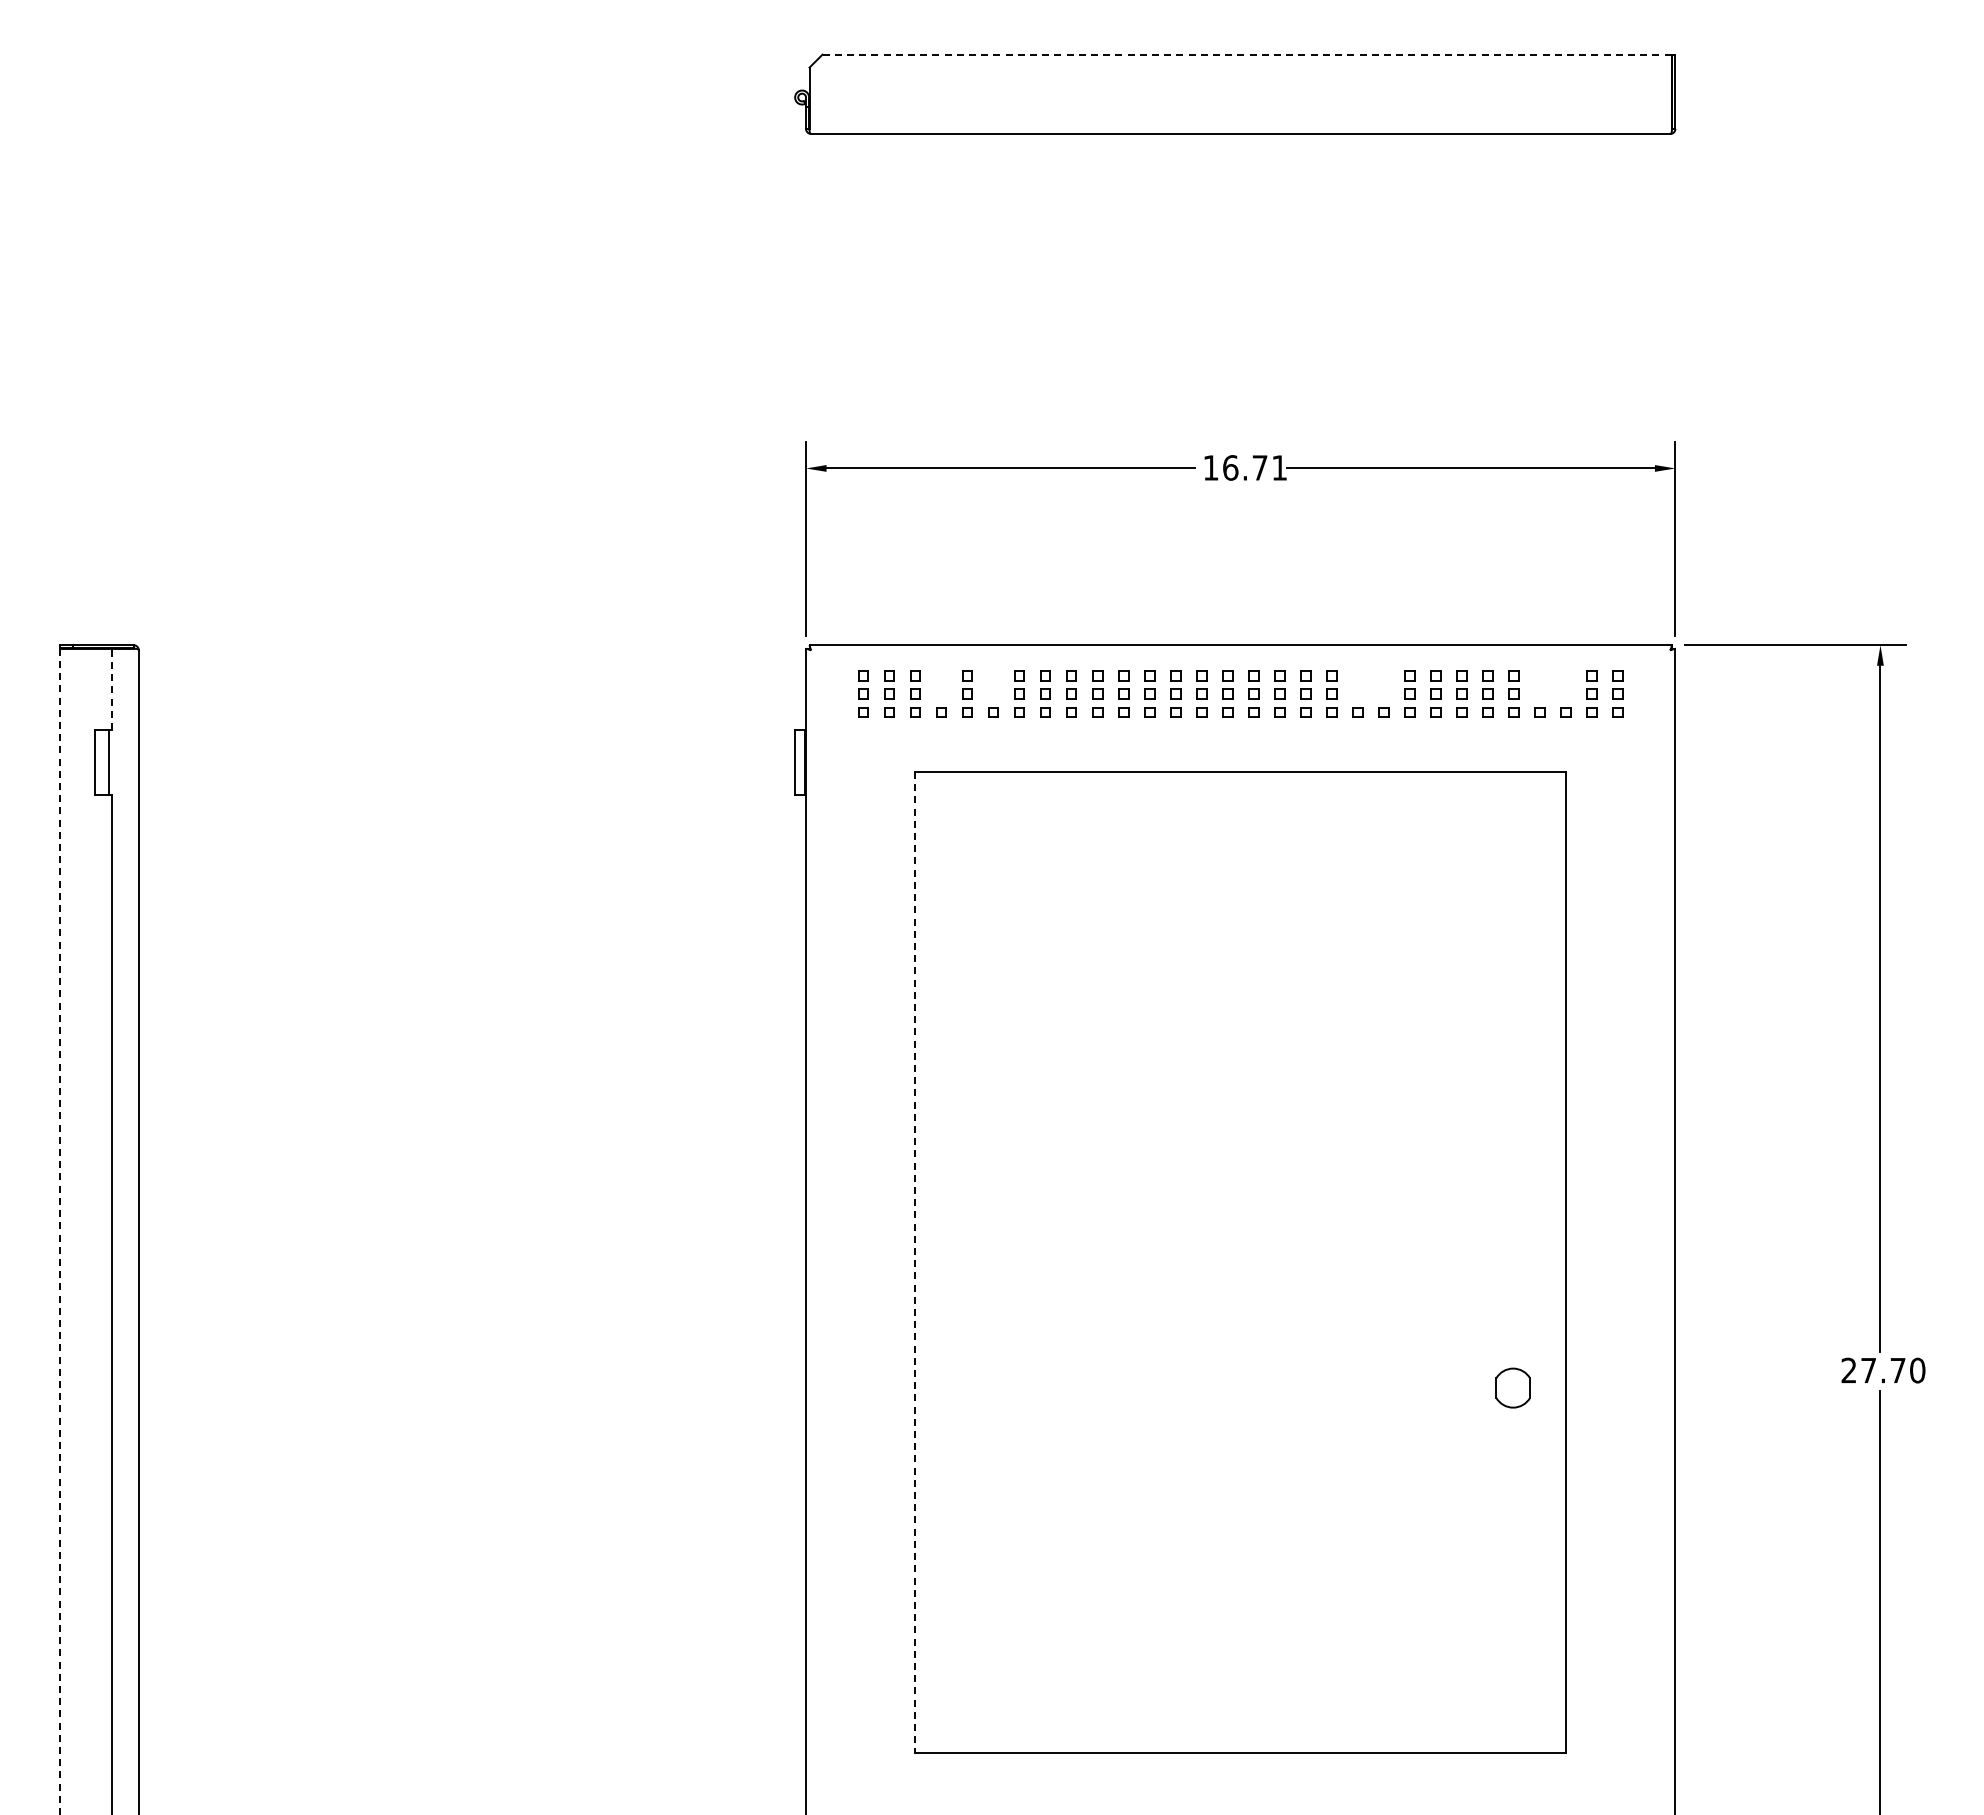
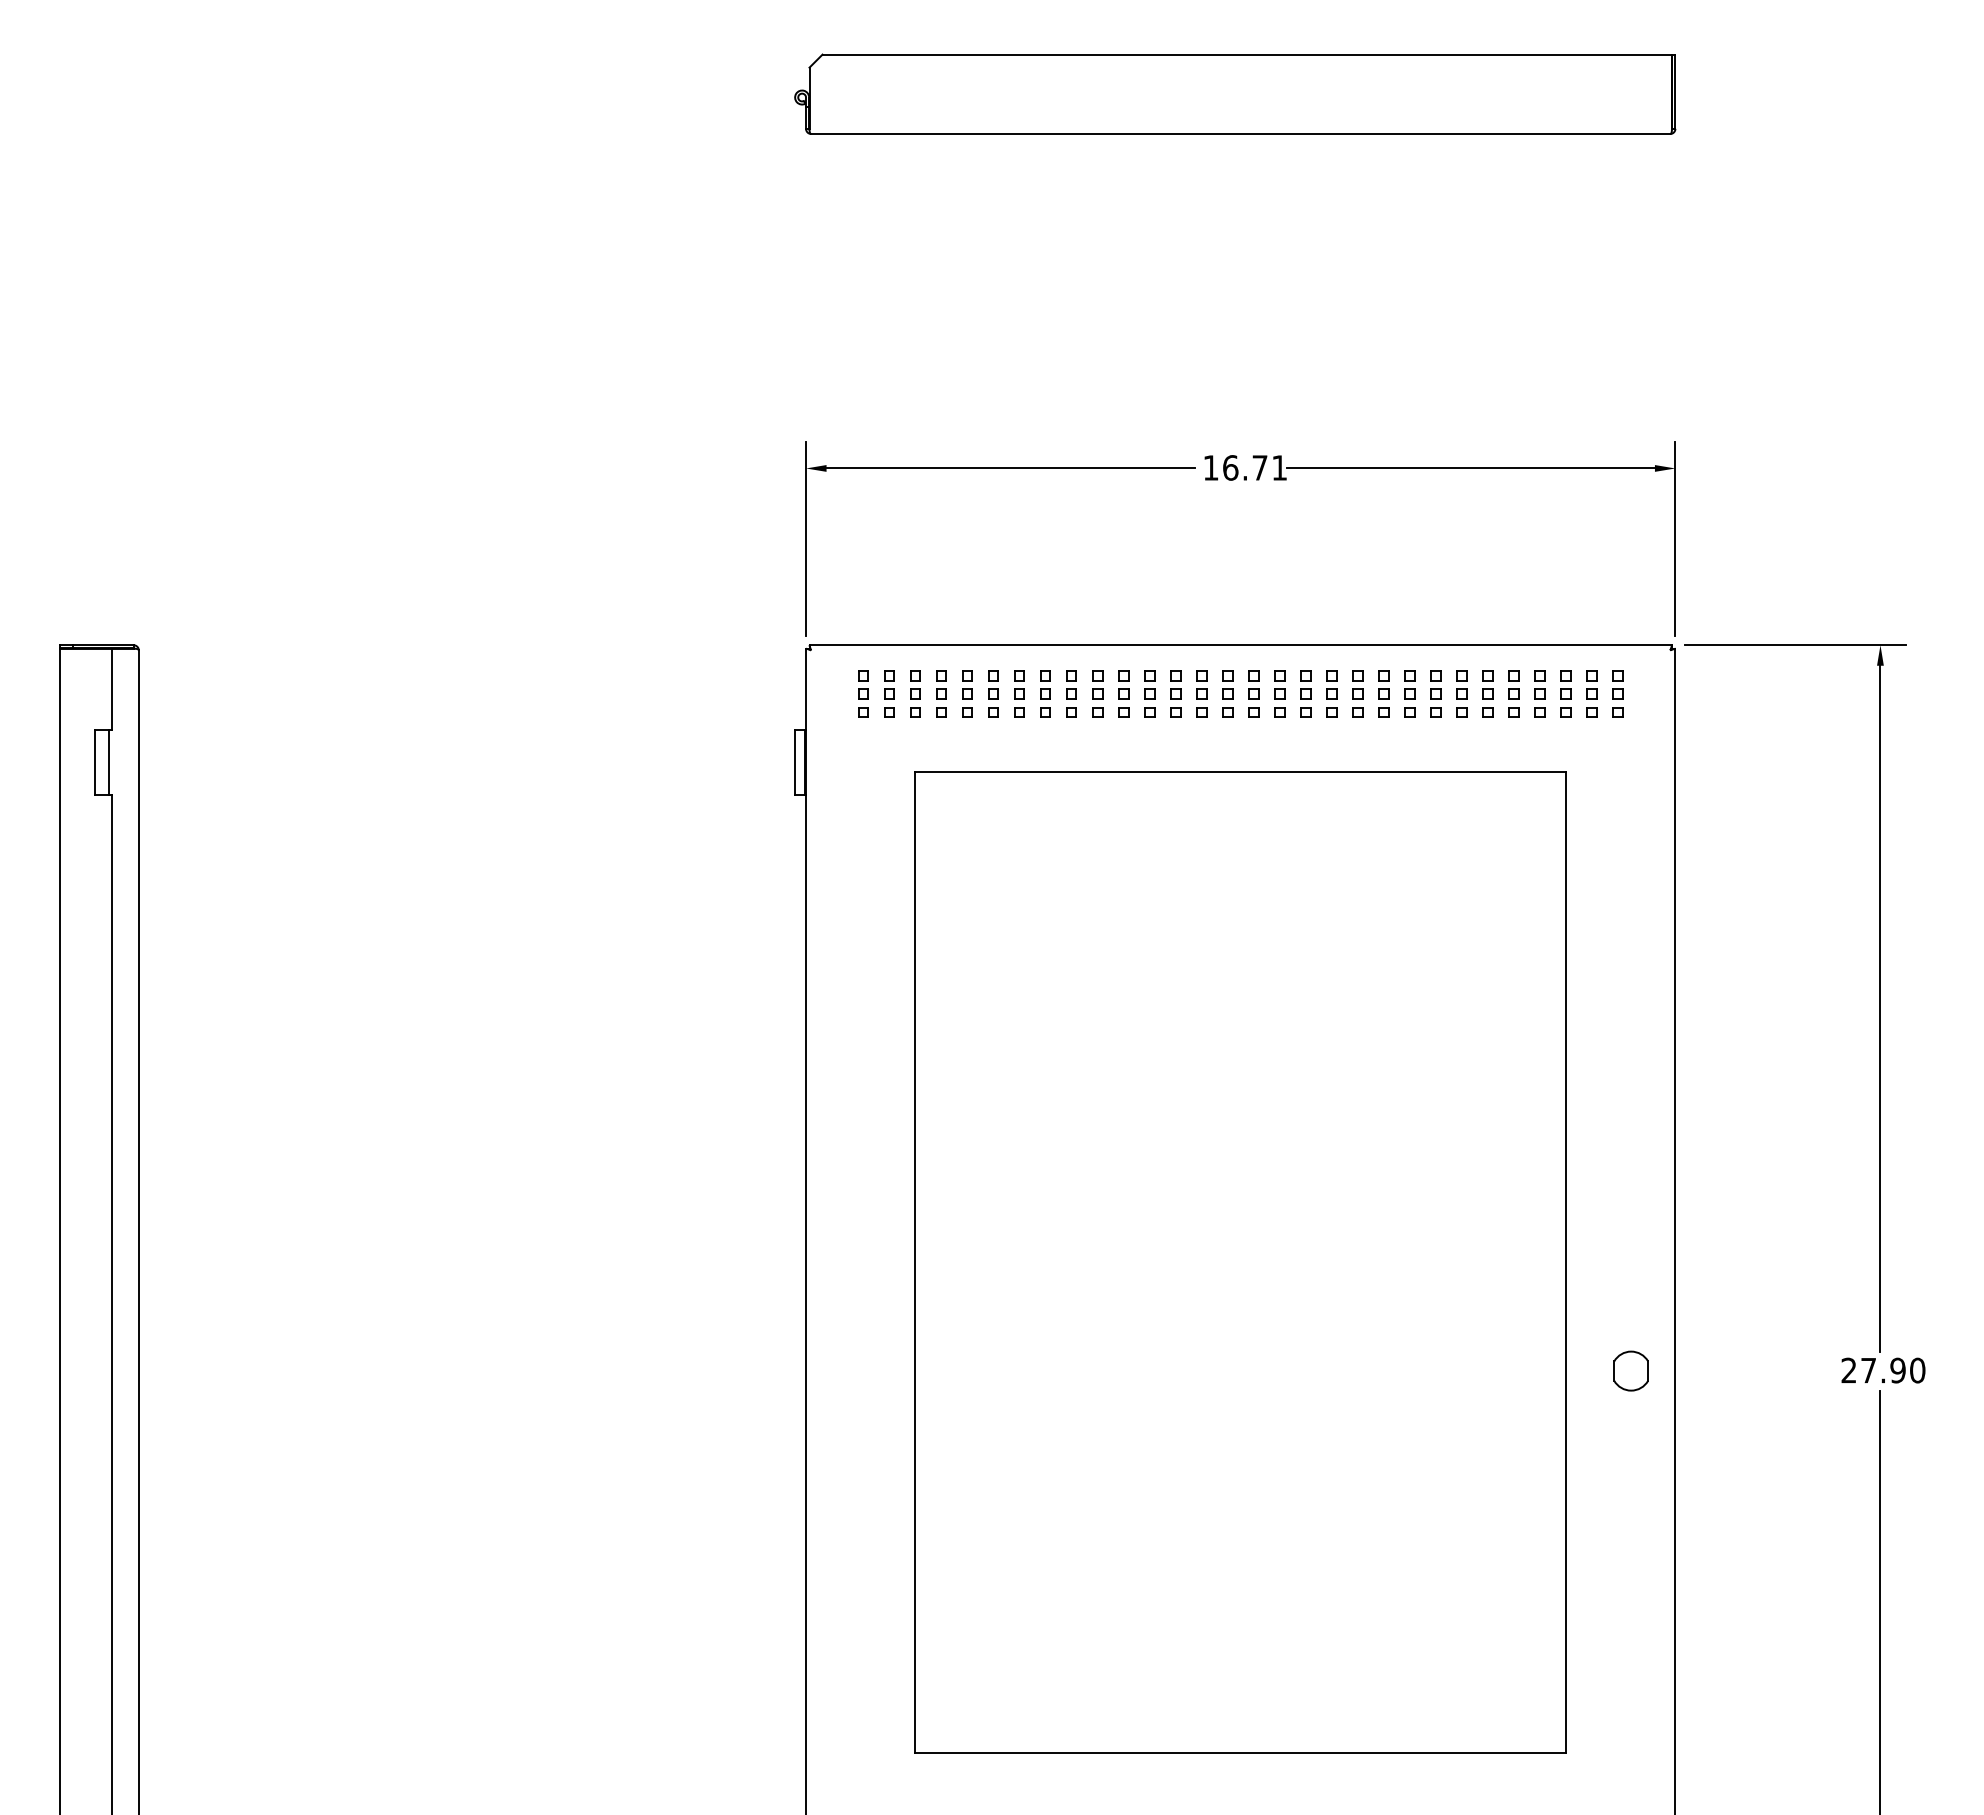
line: dashed -> solid (1247, 54)
part: none -> present (941, 684)
part: none -> present (993, 684)
part: none -> present (1357, 684)
part: none -> present (1383, 684)
part: none -> present (1539, 684)
part: none -> present (1565, 684)
line: dashed -> solid (111, 689)
line: dashed -> solid (59, 1231)
line: dashed -> solid (915, 1263)
text: 27.70 -> 27.90 (1897, 1370)
part position: (1512, 1387) -> (1630, 1370) (1630, 1370)
